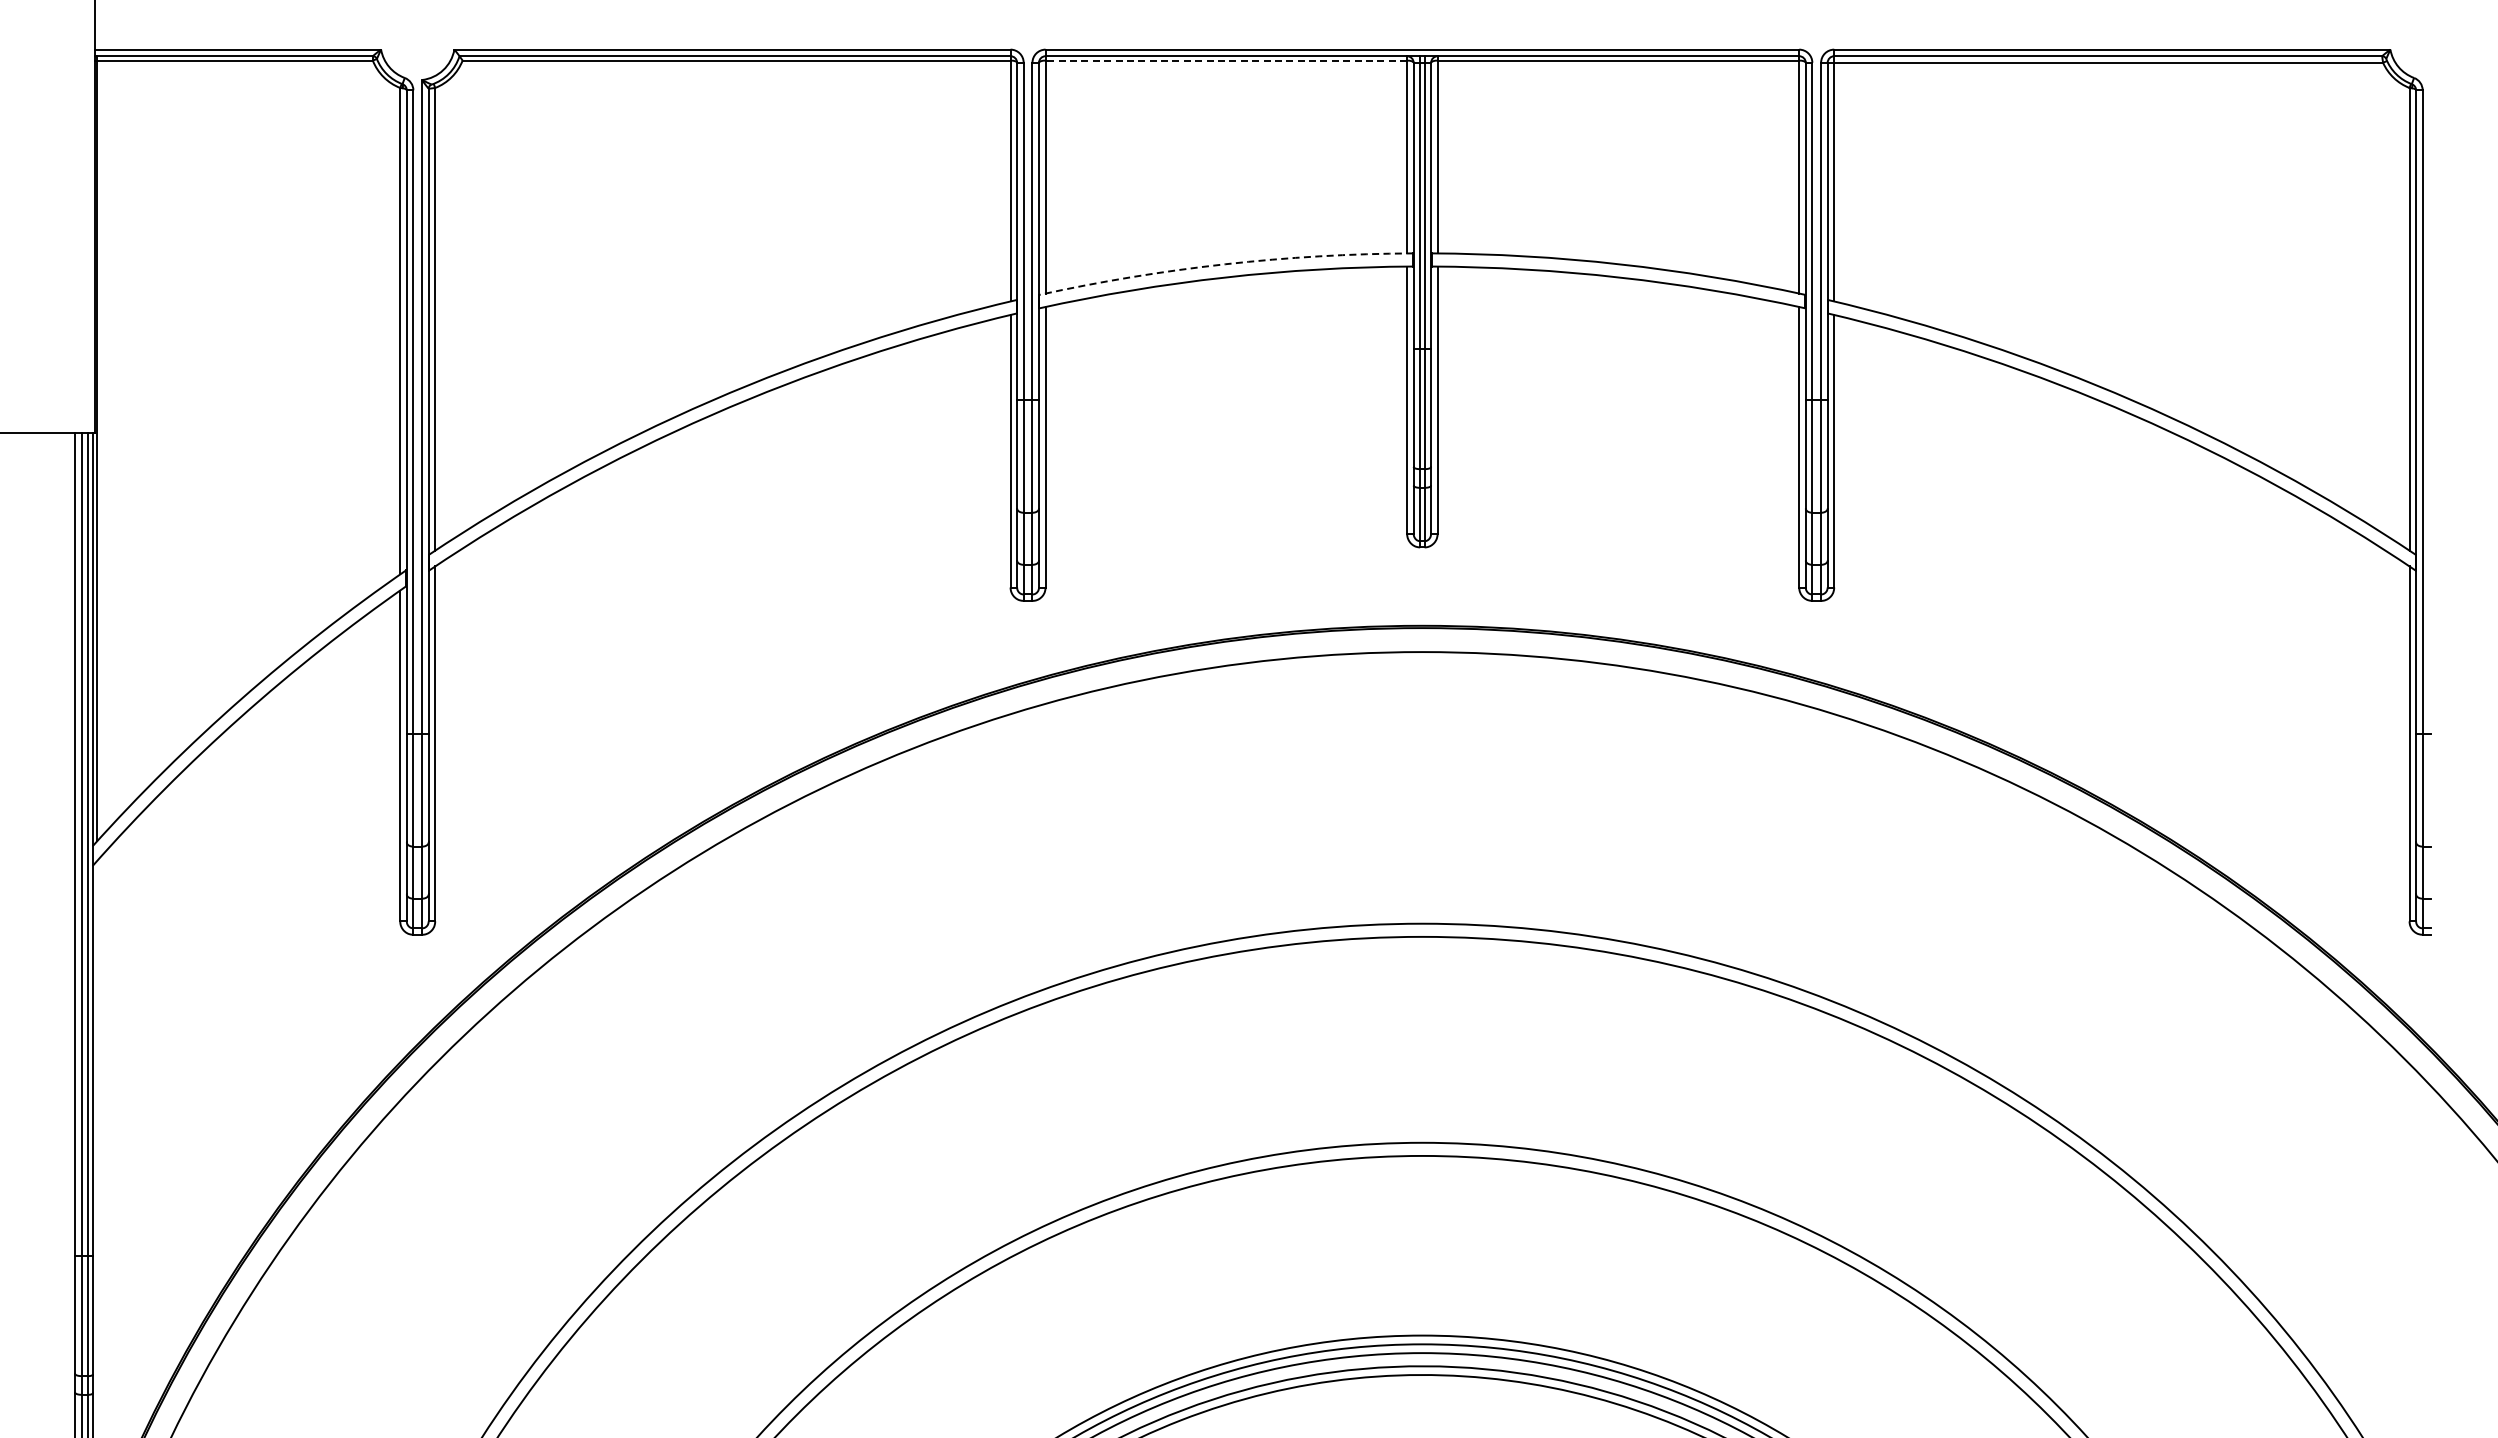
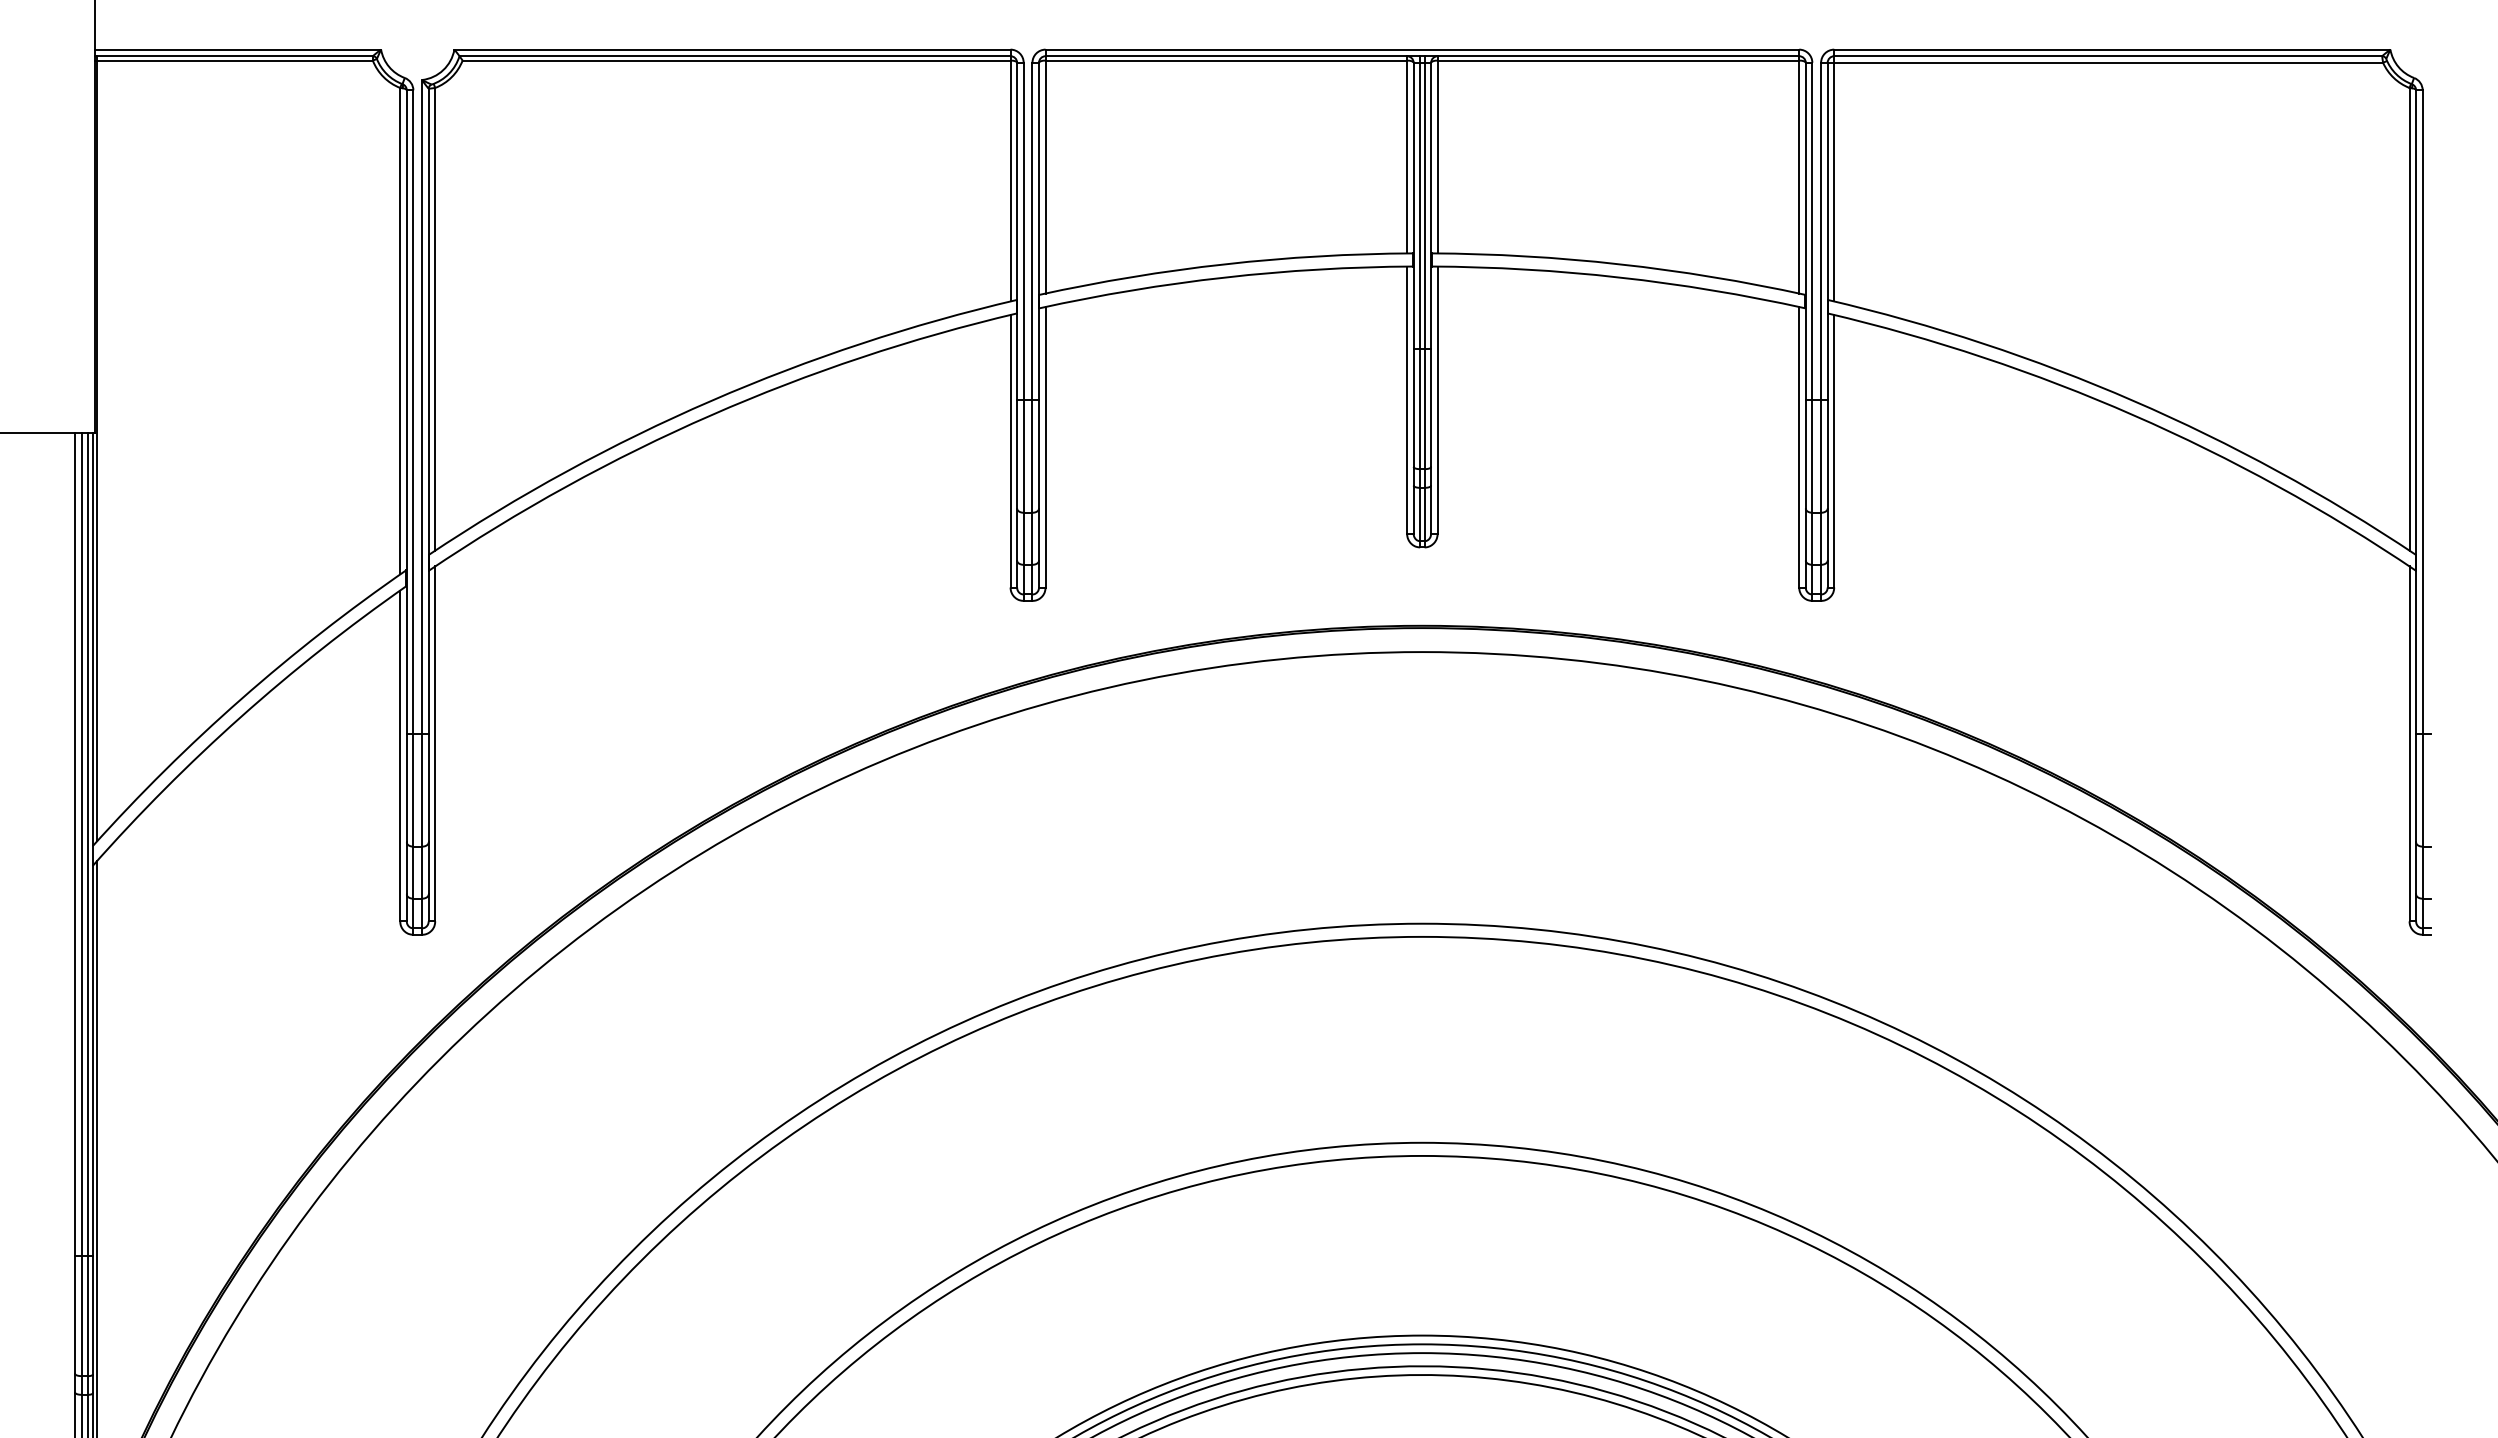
line: dashed -> solid (1226, 60)
arc: dashed -> solid (1225, 264)
line: none -> present (97, 1147)
